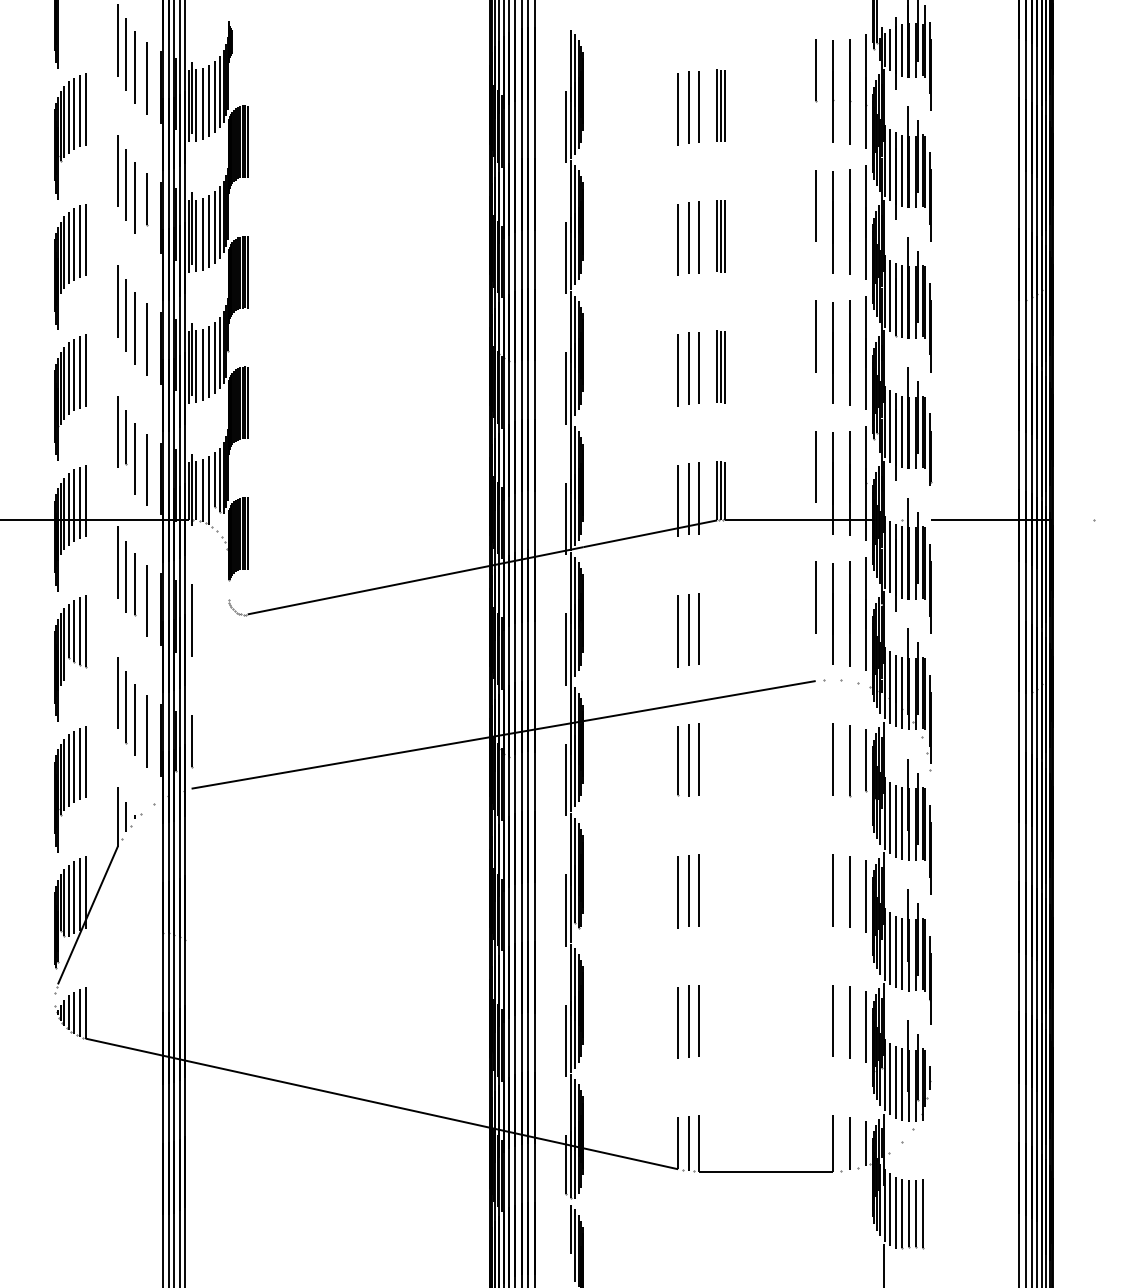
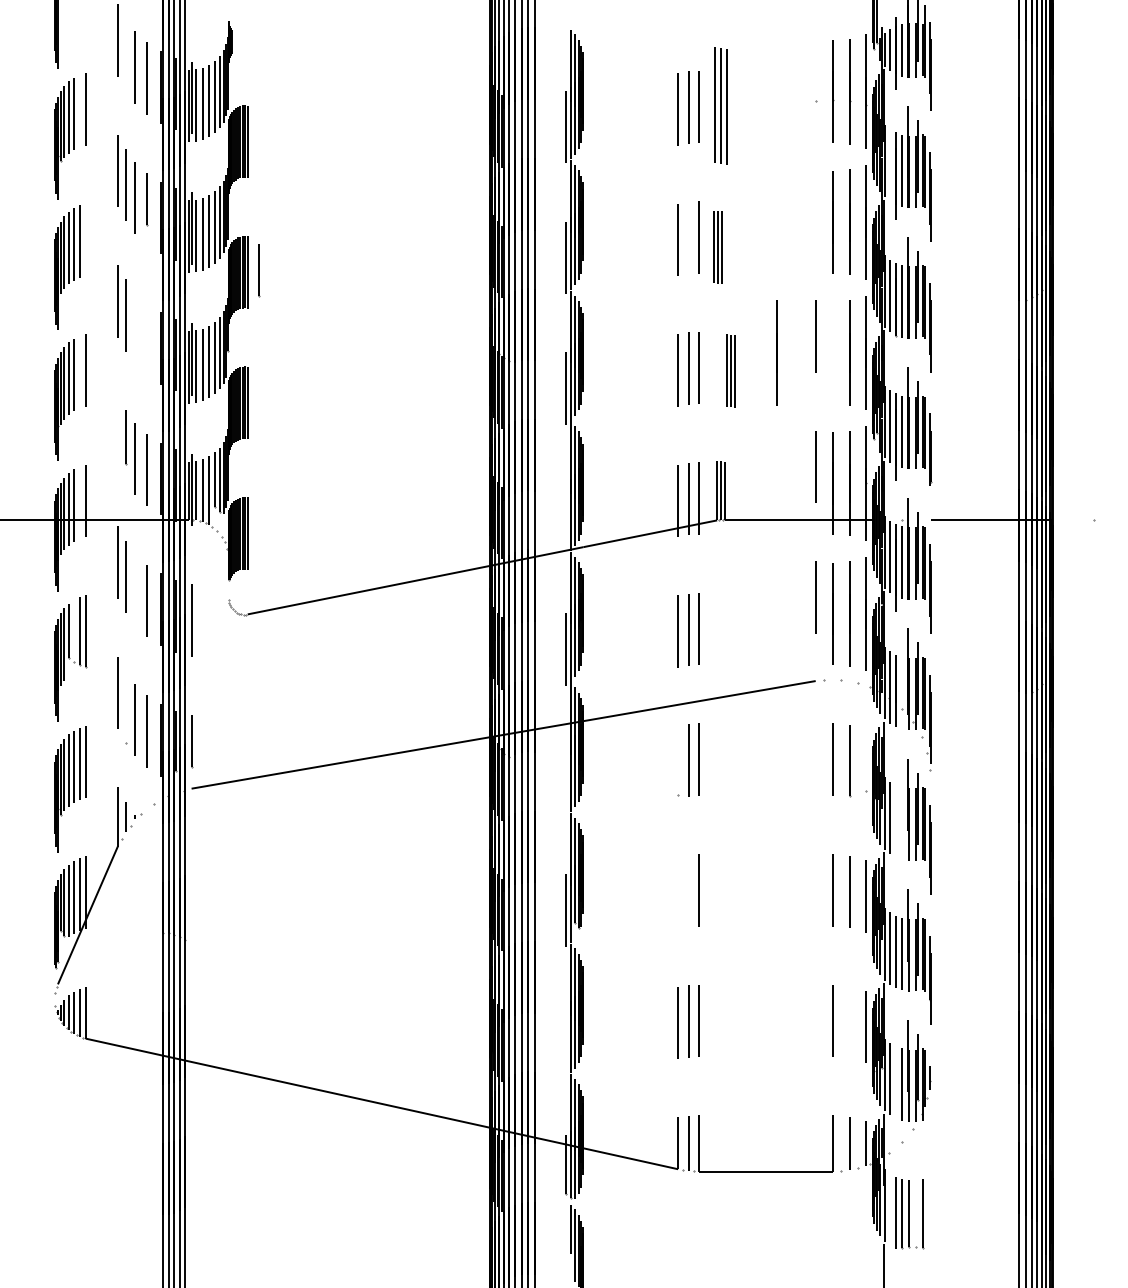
line: present -> none (125, 54)
line: present -> none (815, 69)
part size: 10x73 px -> 14x118 px (720, 105)
line: present -> none (79, 110)
line: present -> none (890, 164)
line: present -> none (815, 205)
part position: (720, 236) -> (717, 247) (717, 247)
line: present -> none (688, 237)
line: present -> none (85, 239)
line: none -> present (259, 270)
line: present -> none (134, 328)
line: present -> none (147, 339)
line: none -> present (776, 352)
line: present -> none (832, 352)
part position: (720, 366) -> (730, 370) (730, 370)
line: present -> none (79, 372)
line: present -> none (117, 431)
line: present -> none (79, 502)
line: present -> none (566, 518)
line: present -> none (135, 584)
line: present -> none (73, 630)
line: present -> none (902, 692)
line: present -> none (125, 707)
line: present -> none (678, 760)
line: present -> none (866, 760)
line: present -> none (566, 779)
line: present -> none (895, 821)
line: present -> none (902, 823)
line: present -> none (688, 890)
line: present -> none (678, 892)
line: present -> none (849, 1022)
line: present -> none (566, 1040)
line: present -> none (895, 1082)
line: present -> none (890, 1209)
line: present -> none (916, 1213)
